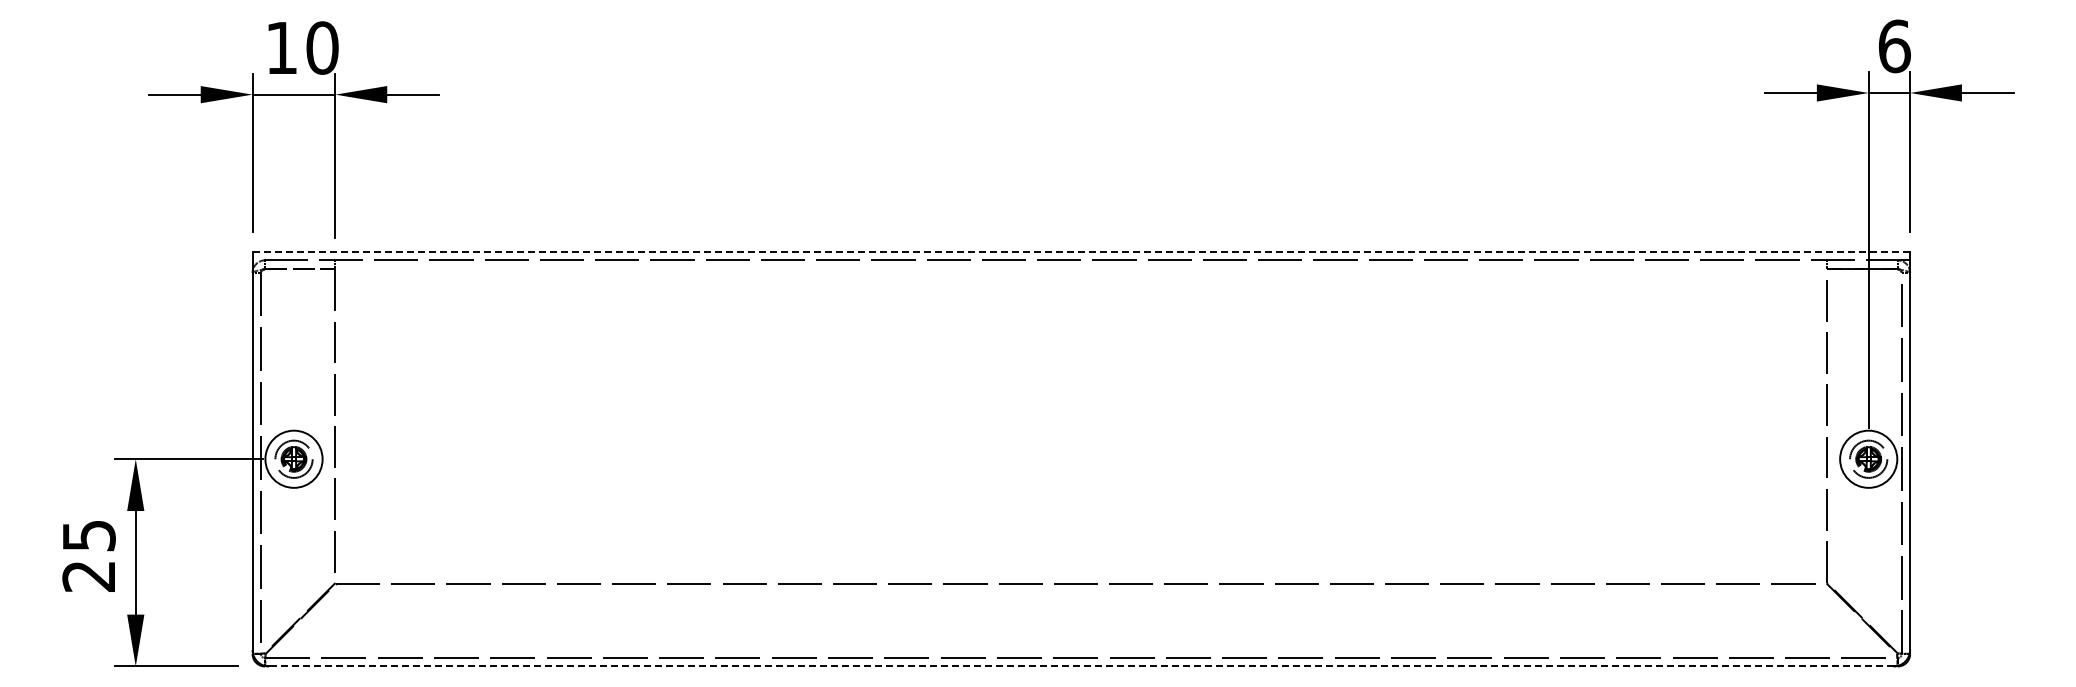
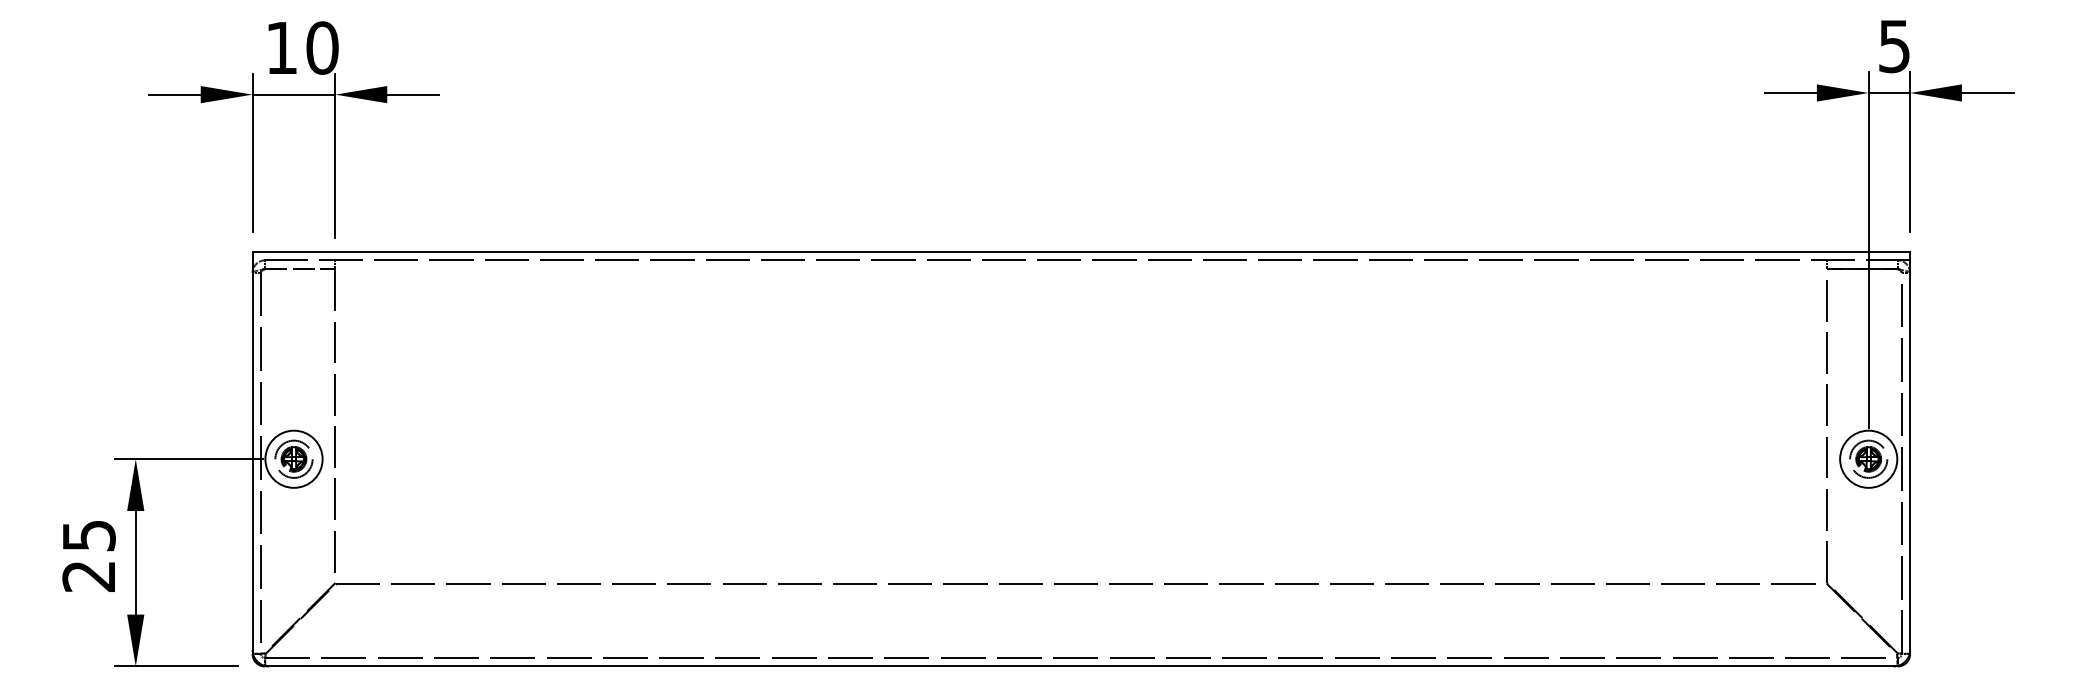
text: 6 -> 5 (1894, 46)
line: dashed -> solid (1081, 252)
line: dashed -> solid (1080, 666)
